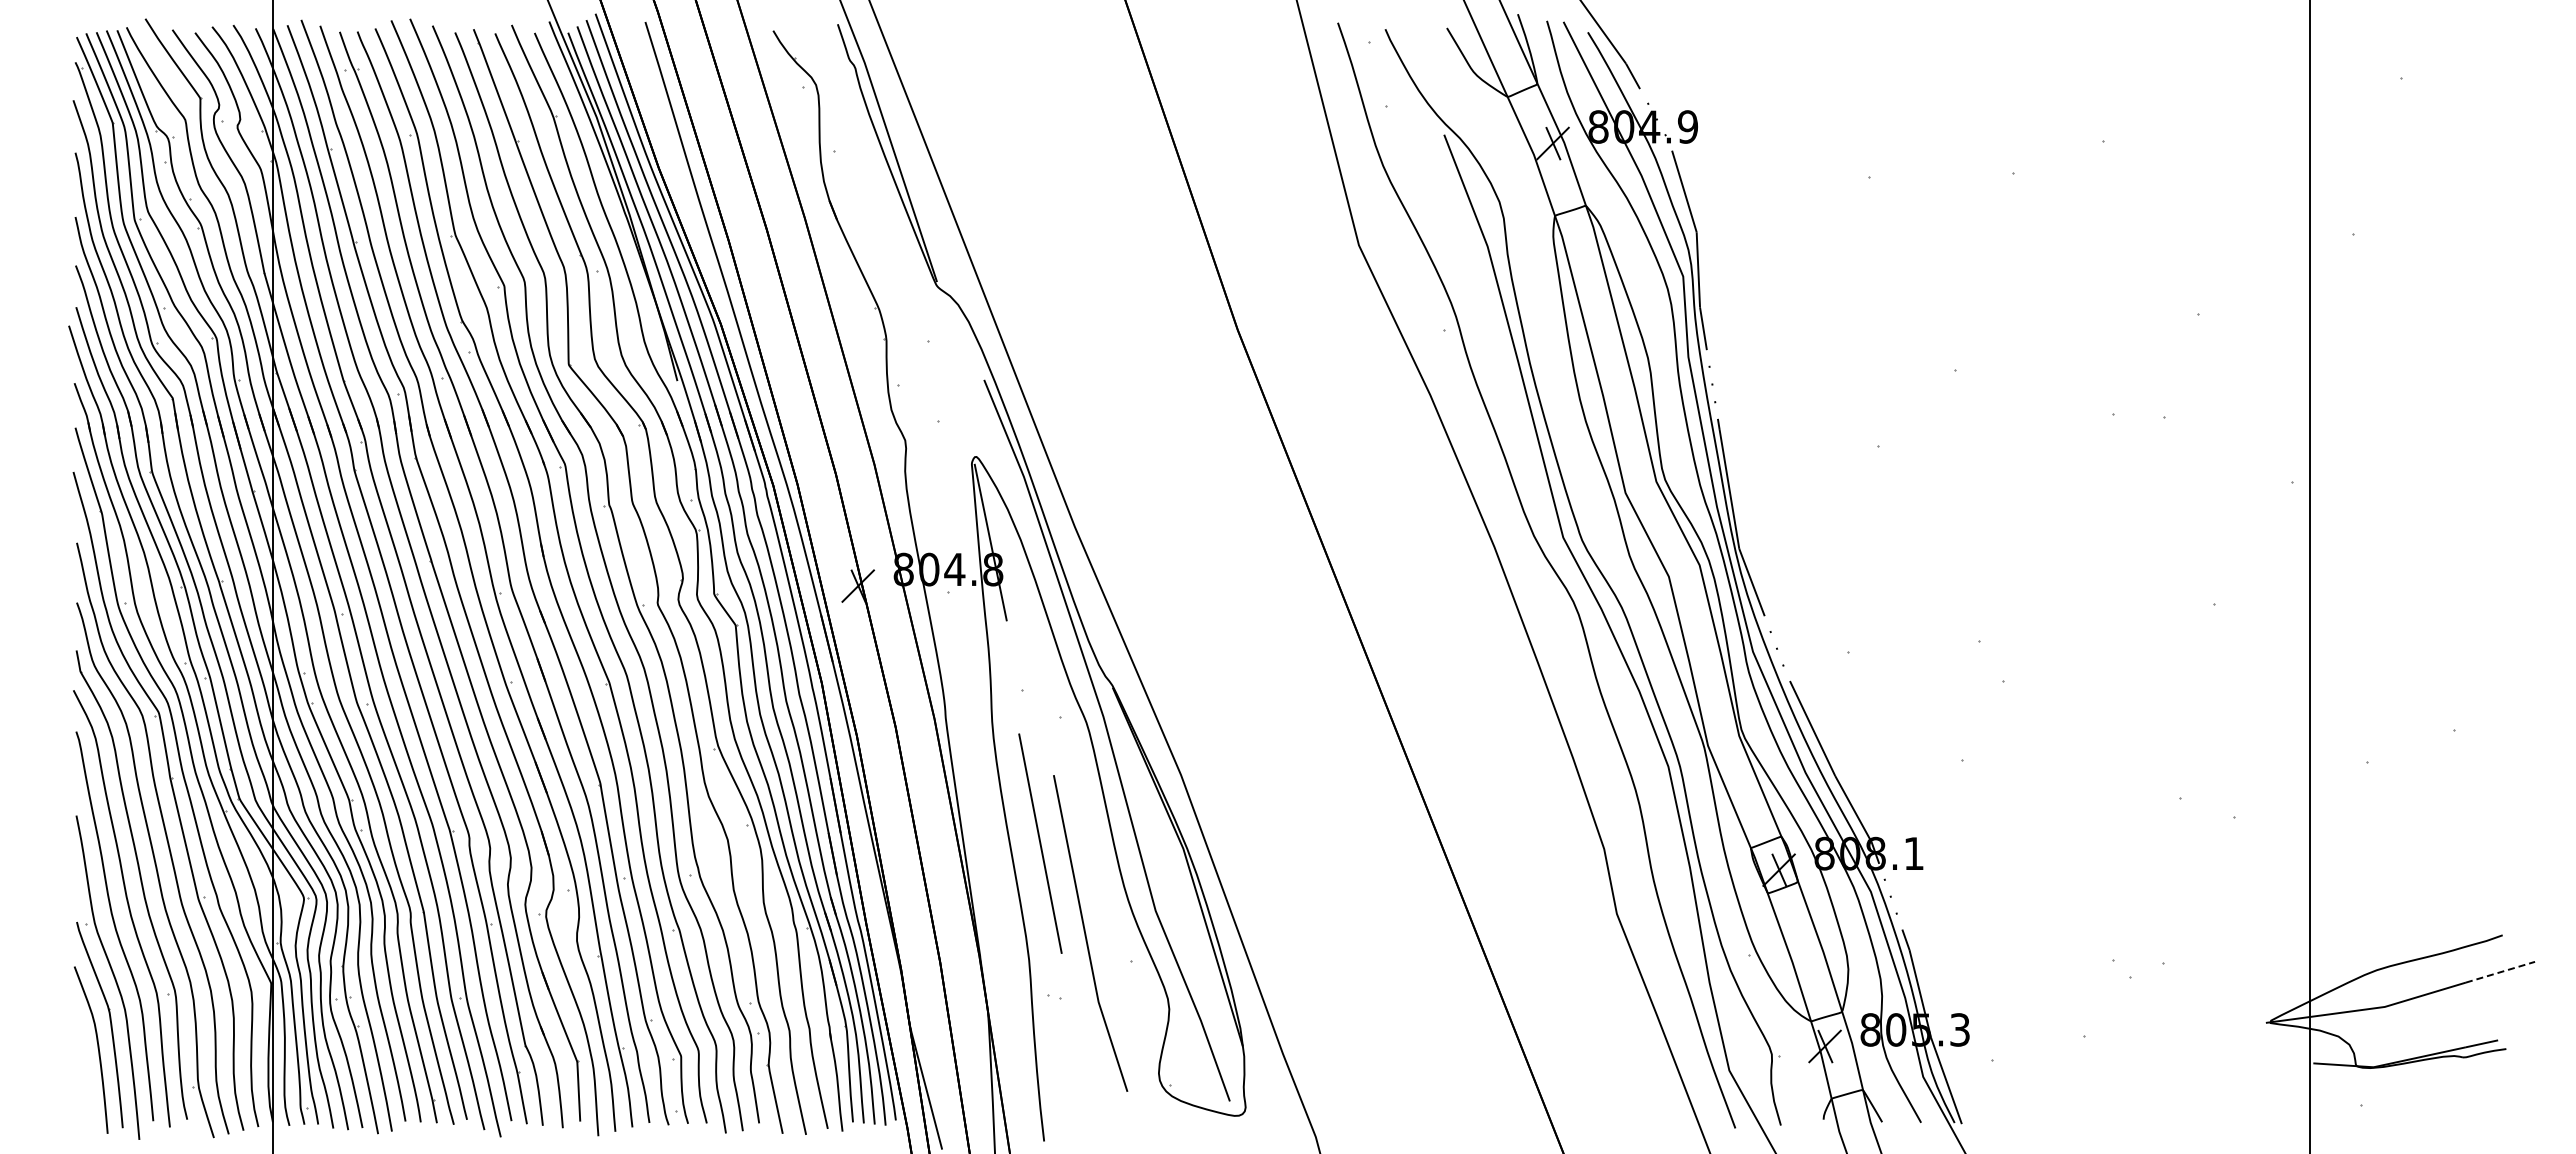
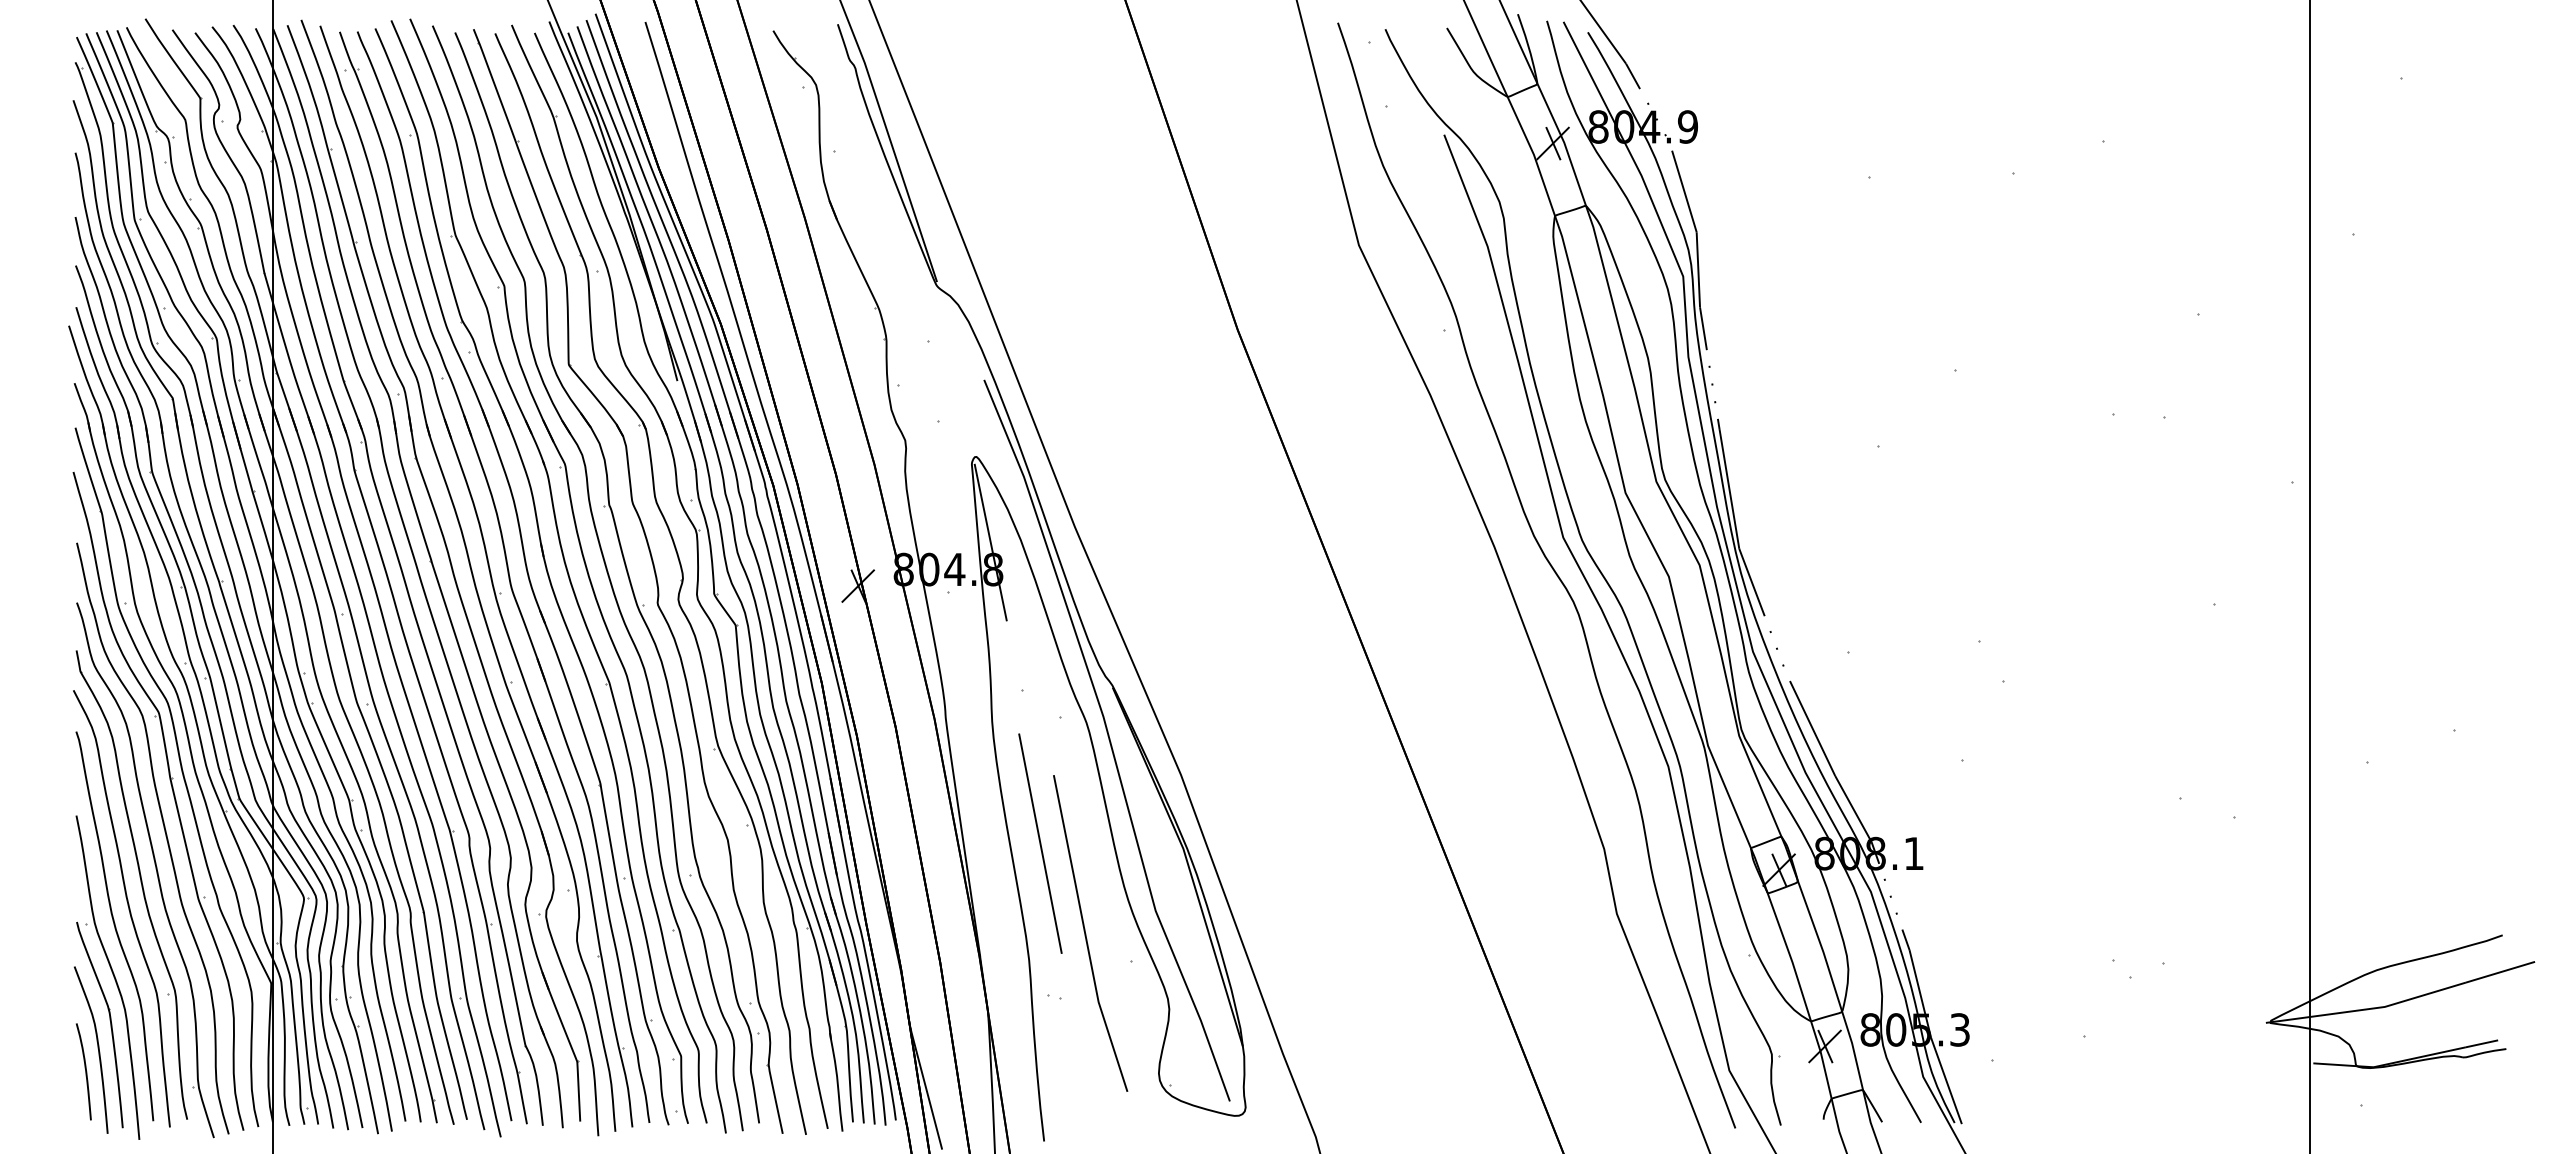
line: dashed -> solid (2500, 972)
curve: none -> present (85, 1071)
